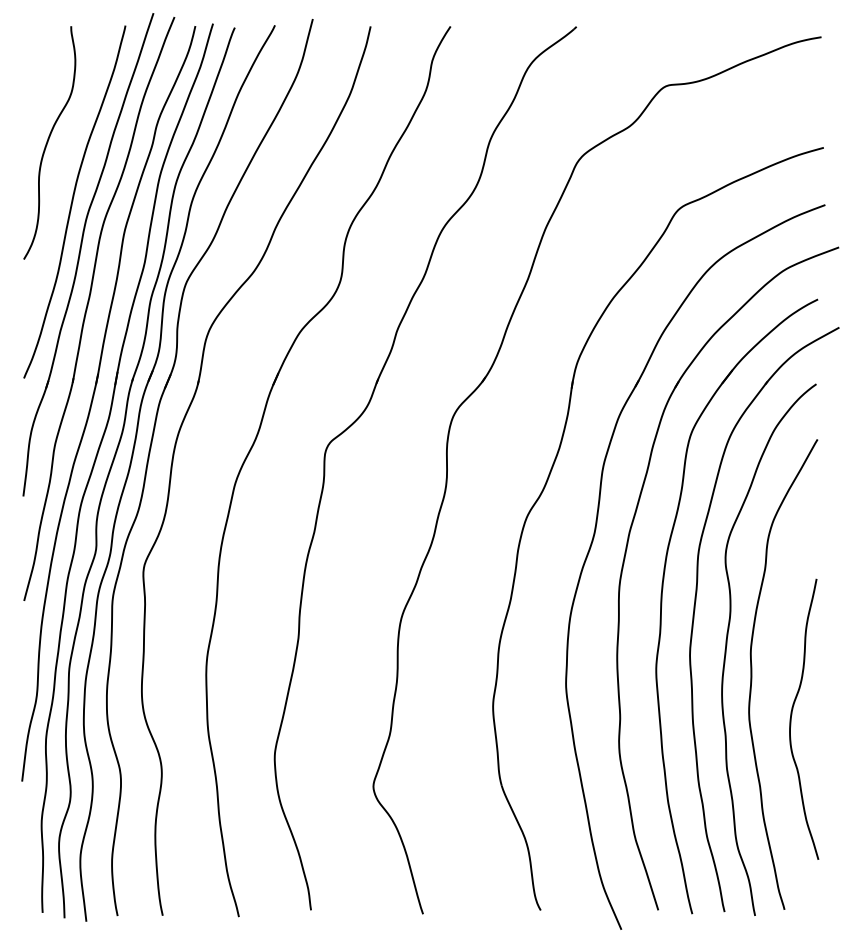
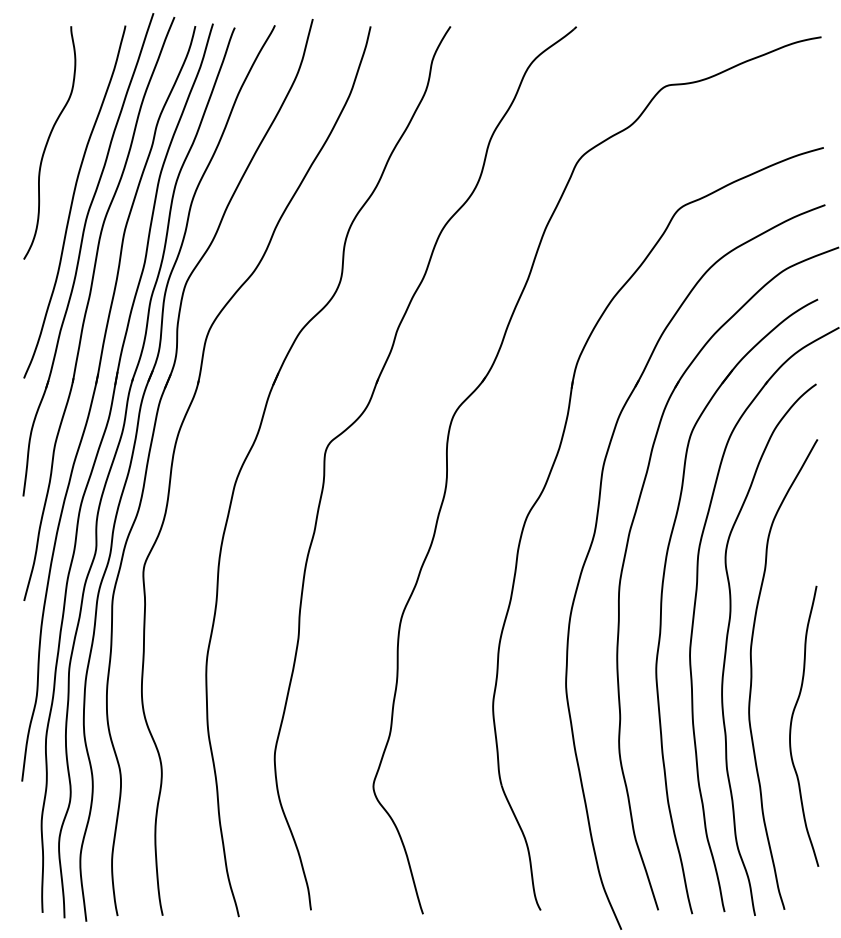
curve position: (792, 715) -> (792, 722) (792, 722)
